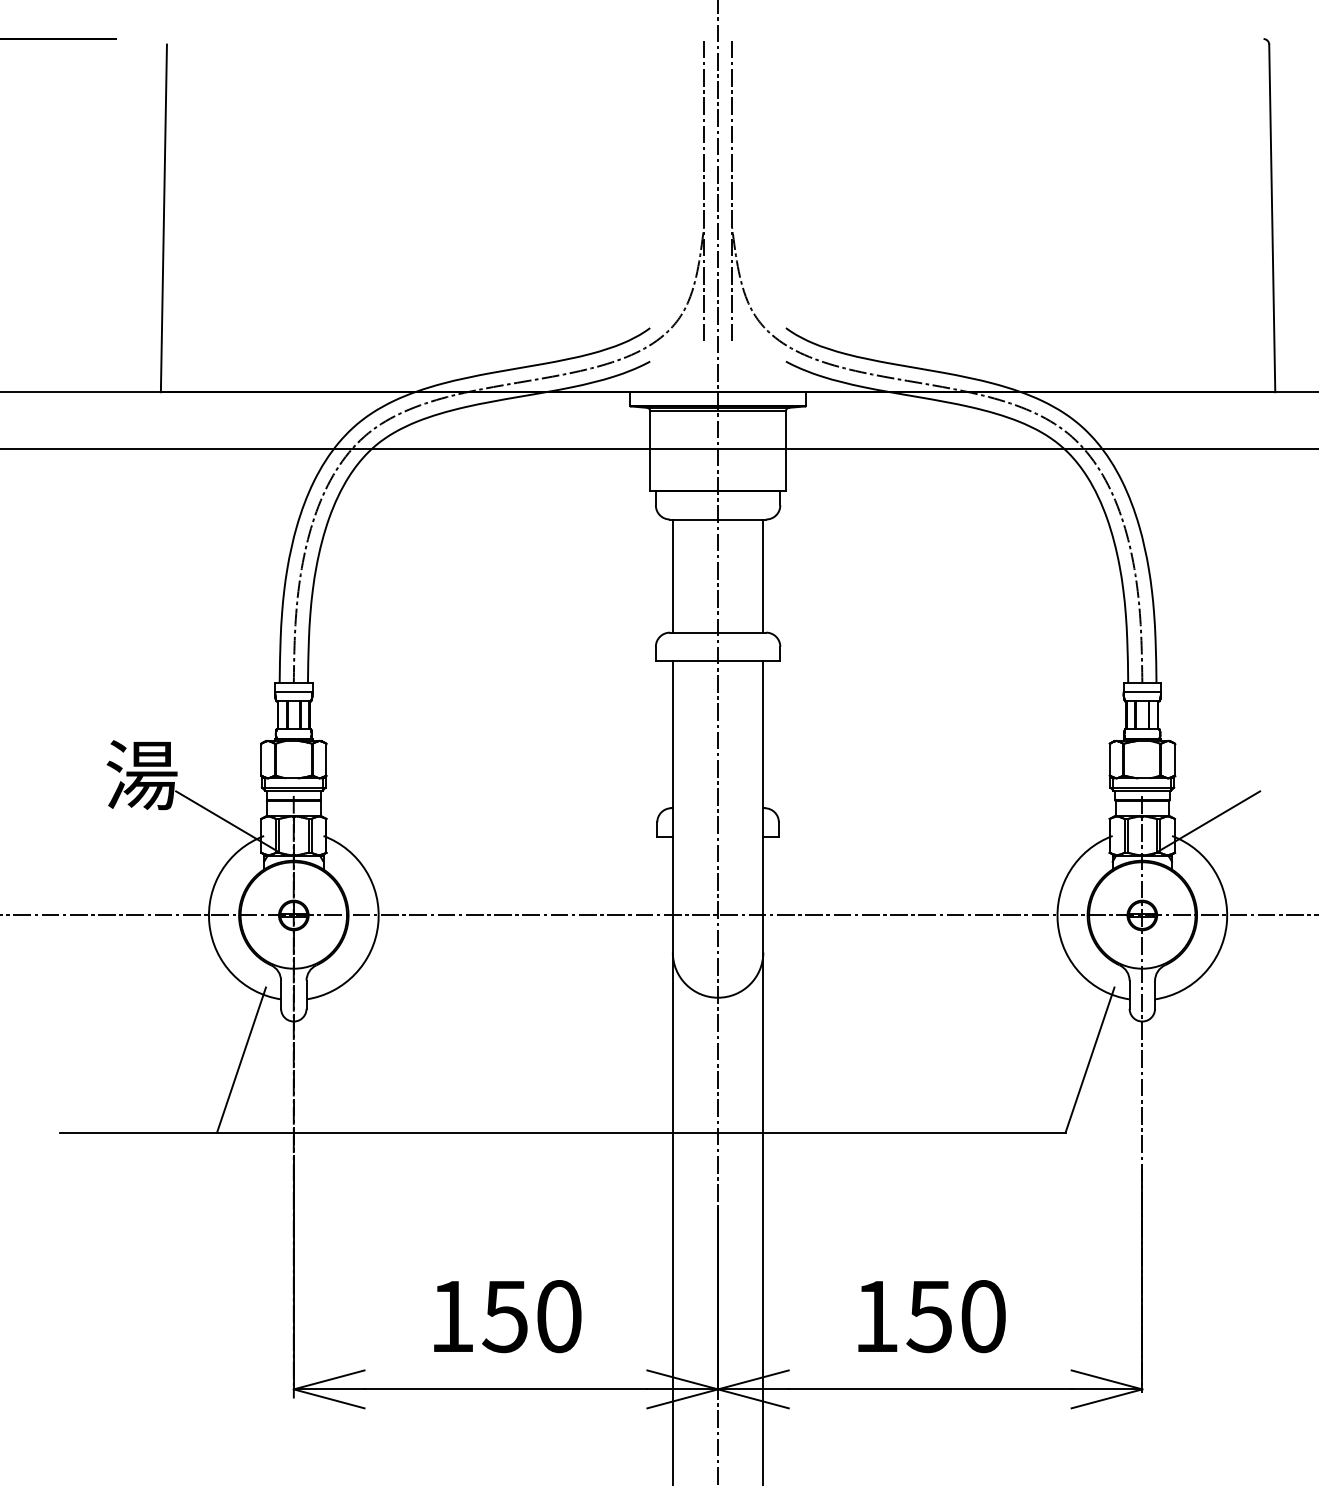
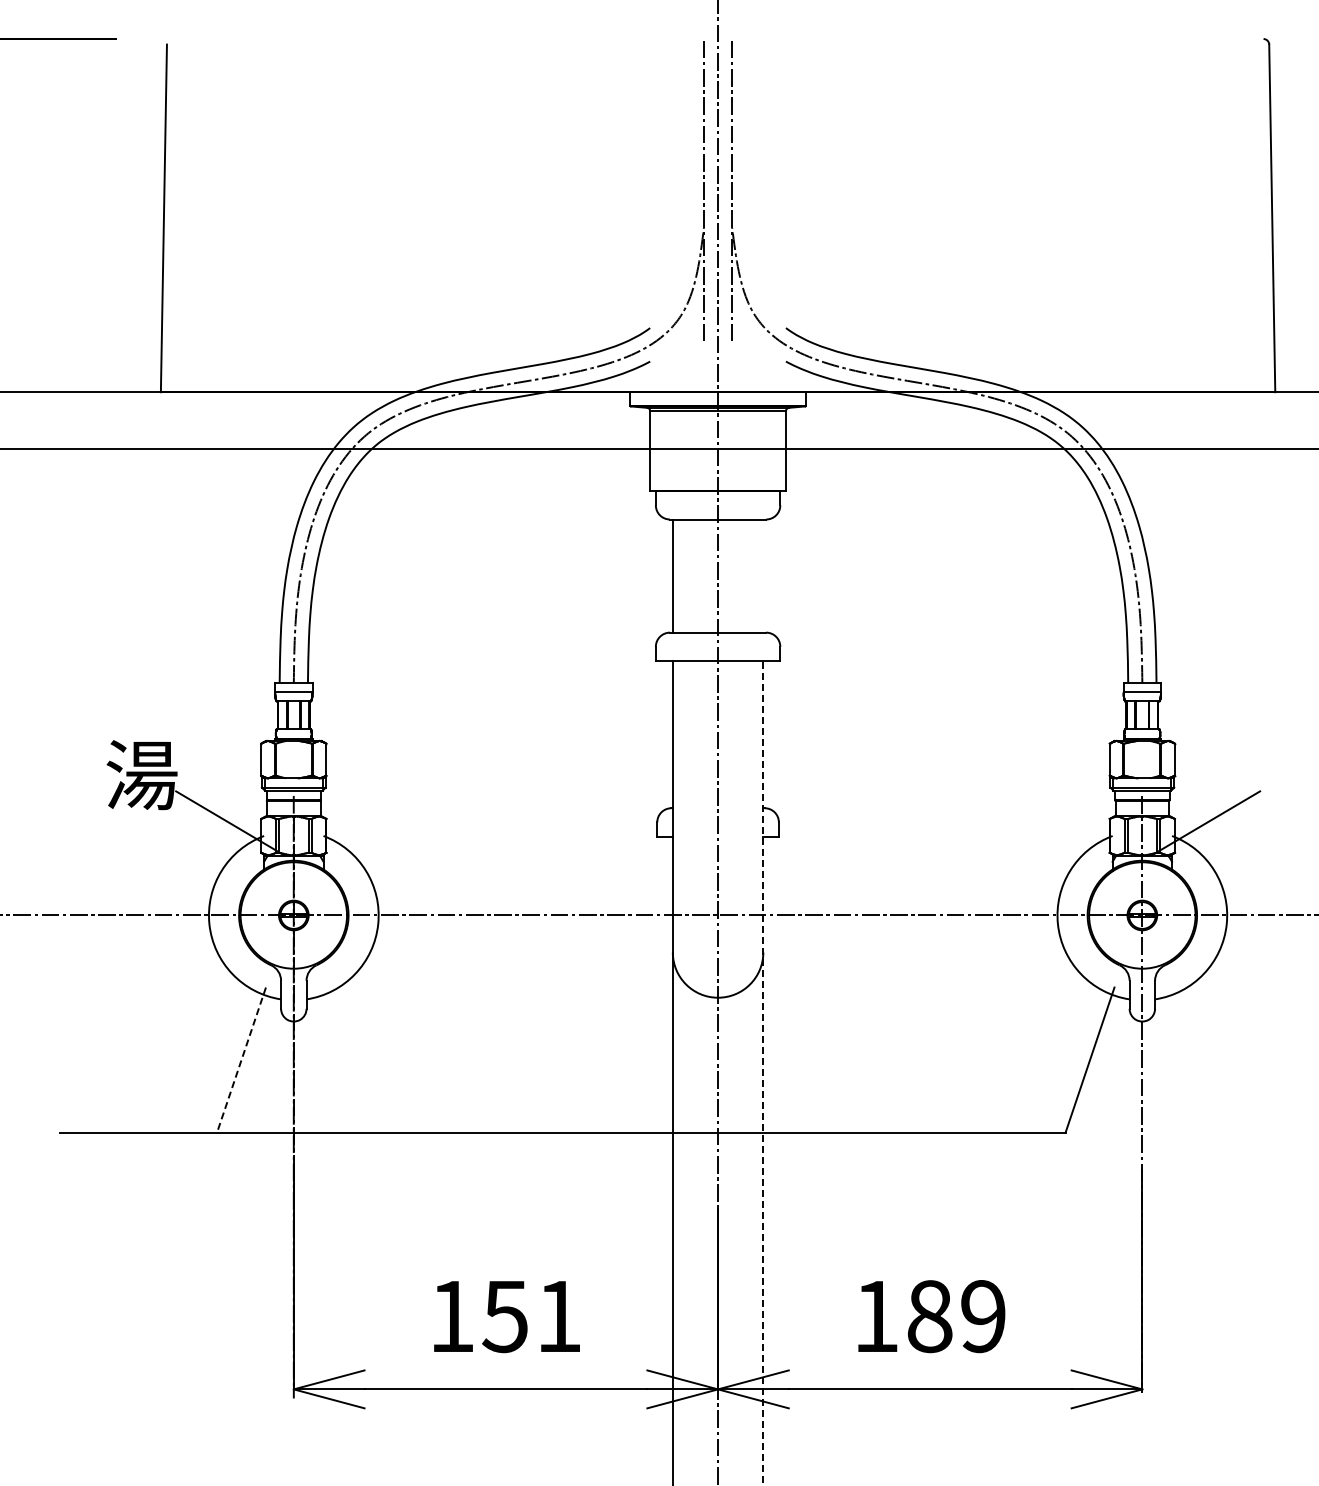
line: present -> none (763, 575)
line: solid -> dashed (241, 1060)
line: solid -> dashed (763, 1072)
text: 150 -> 151 (559, 1316)
text: 150 -> 189 (955, 1316)
